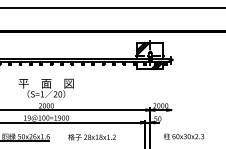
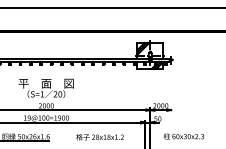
text position: (91, 137) -> (99, 137) (99, 137)
